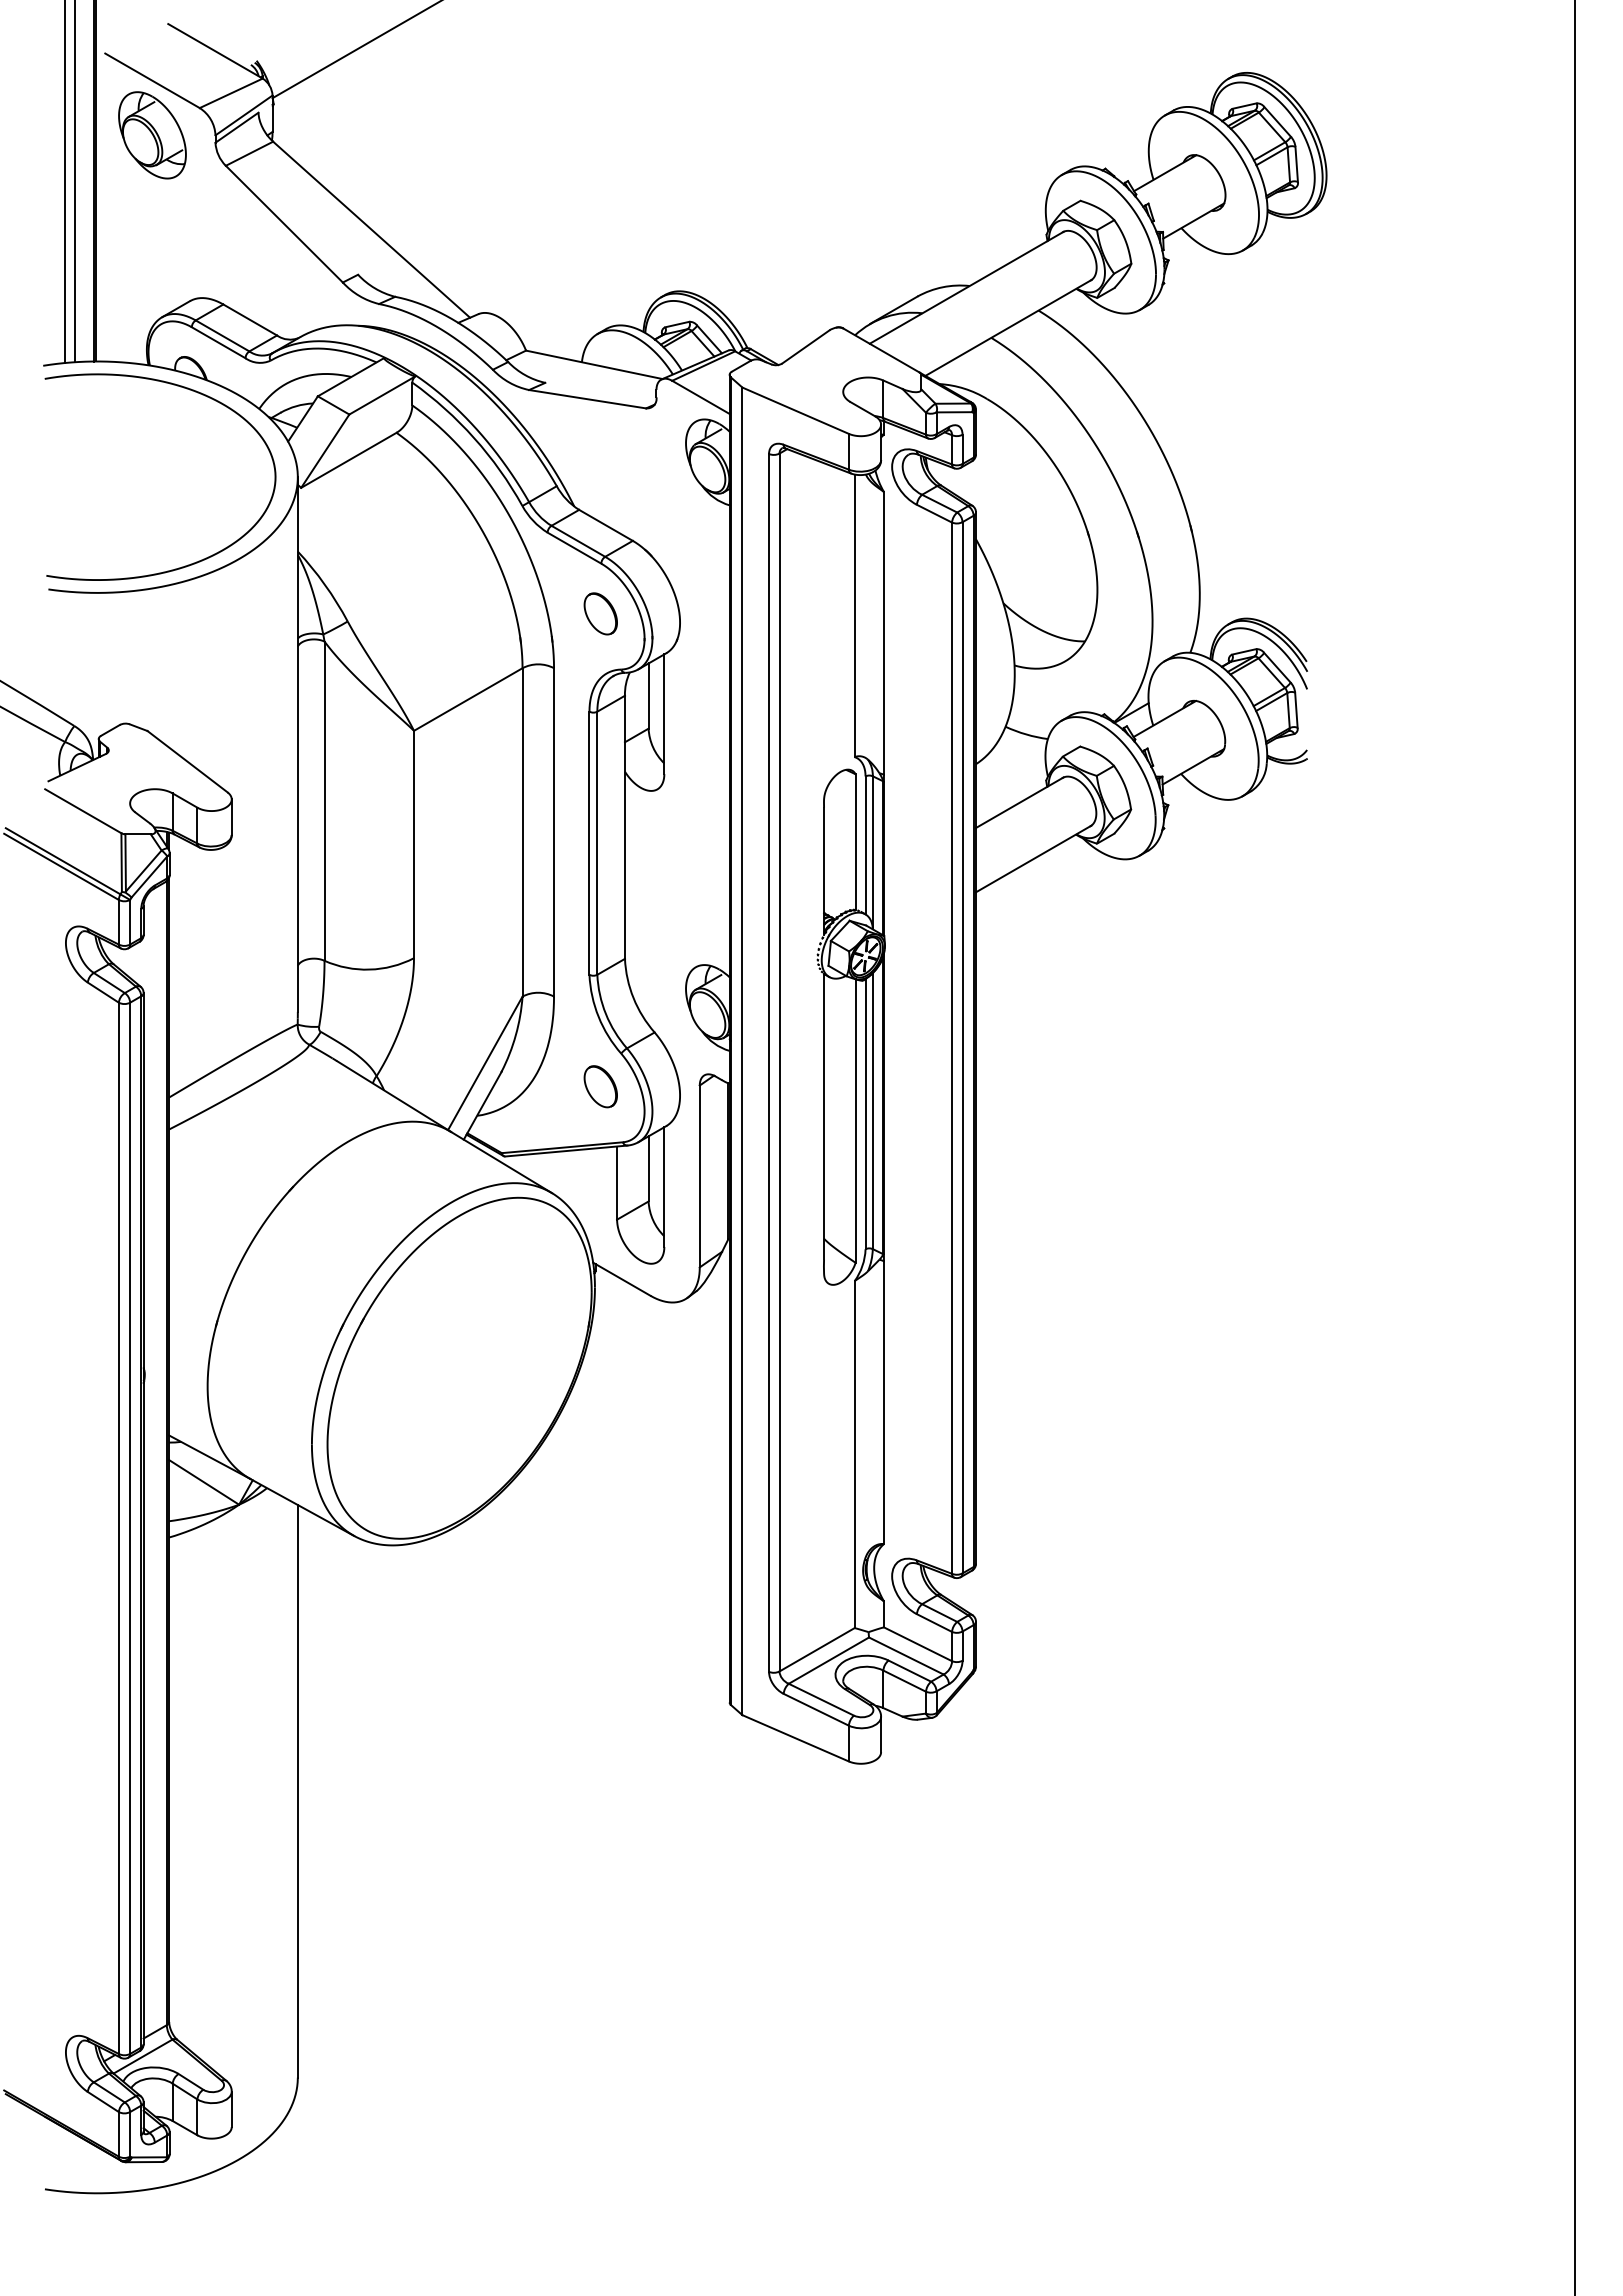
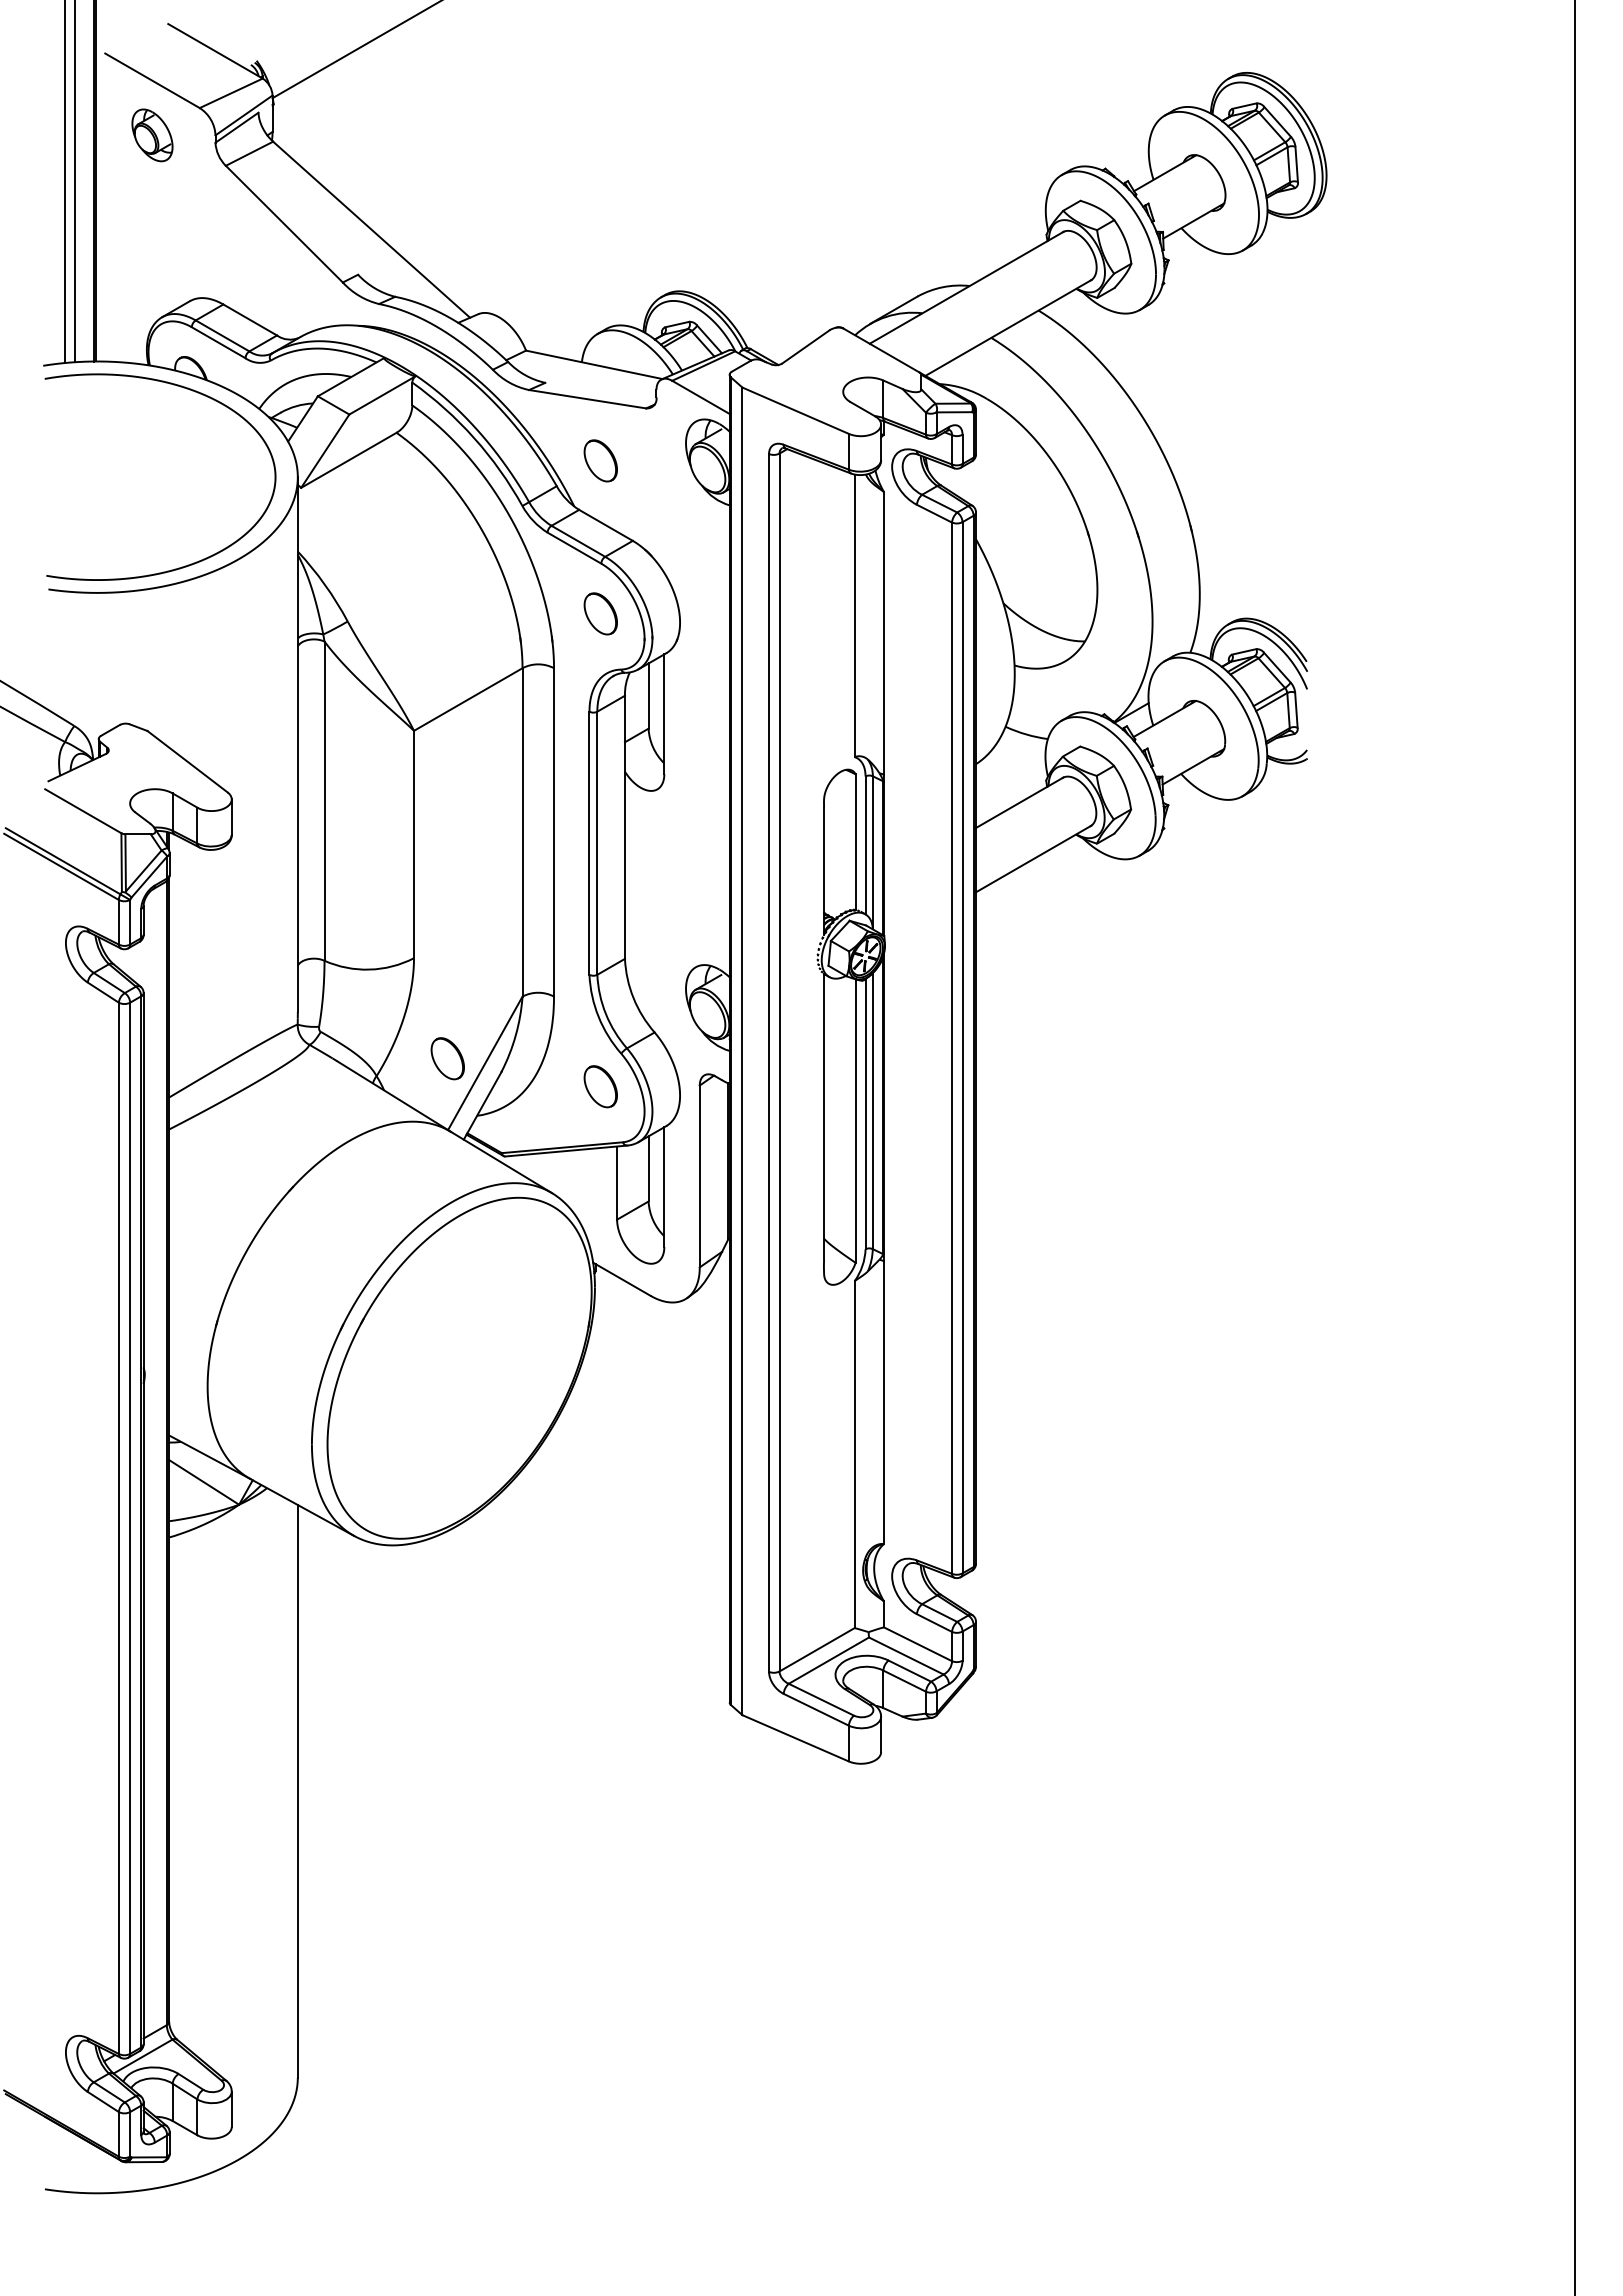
part size: 69x89 px -> 43x55 px (152, 135)
part: none -> present (600, 460)
part: none -> present (447, 1058)
